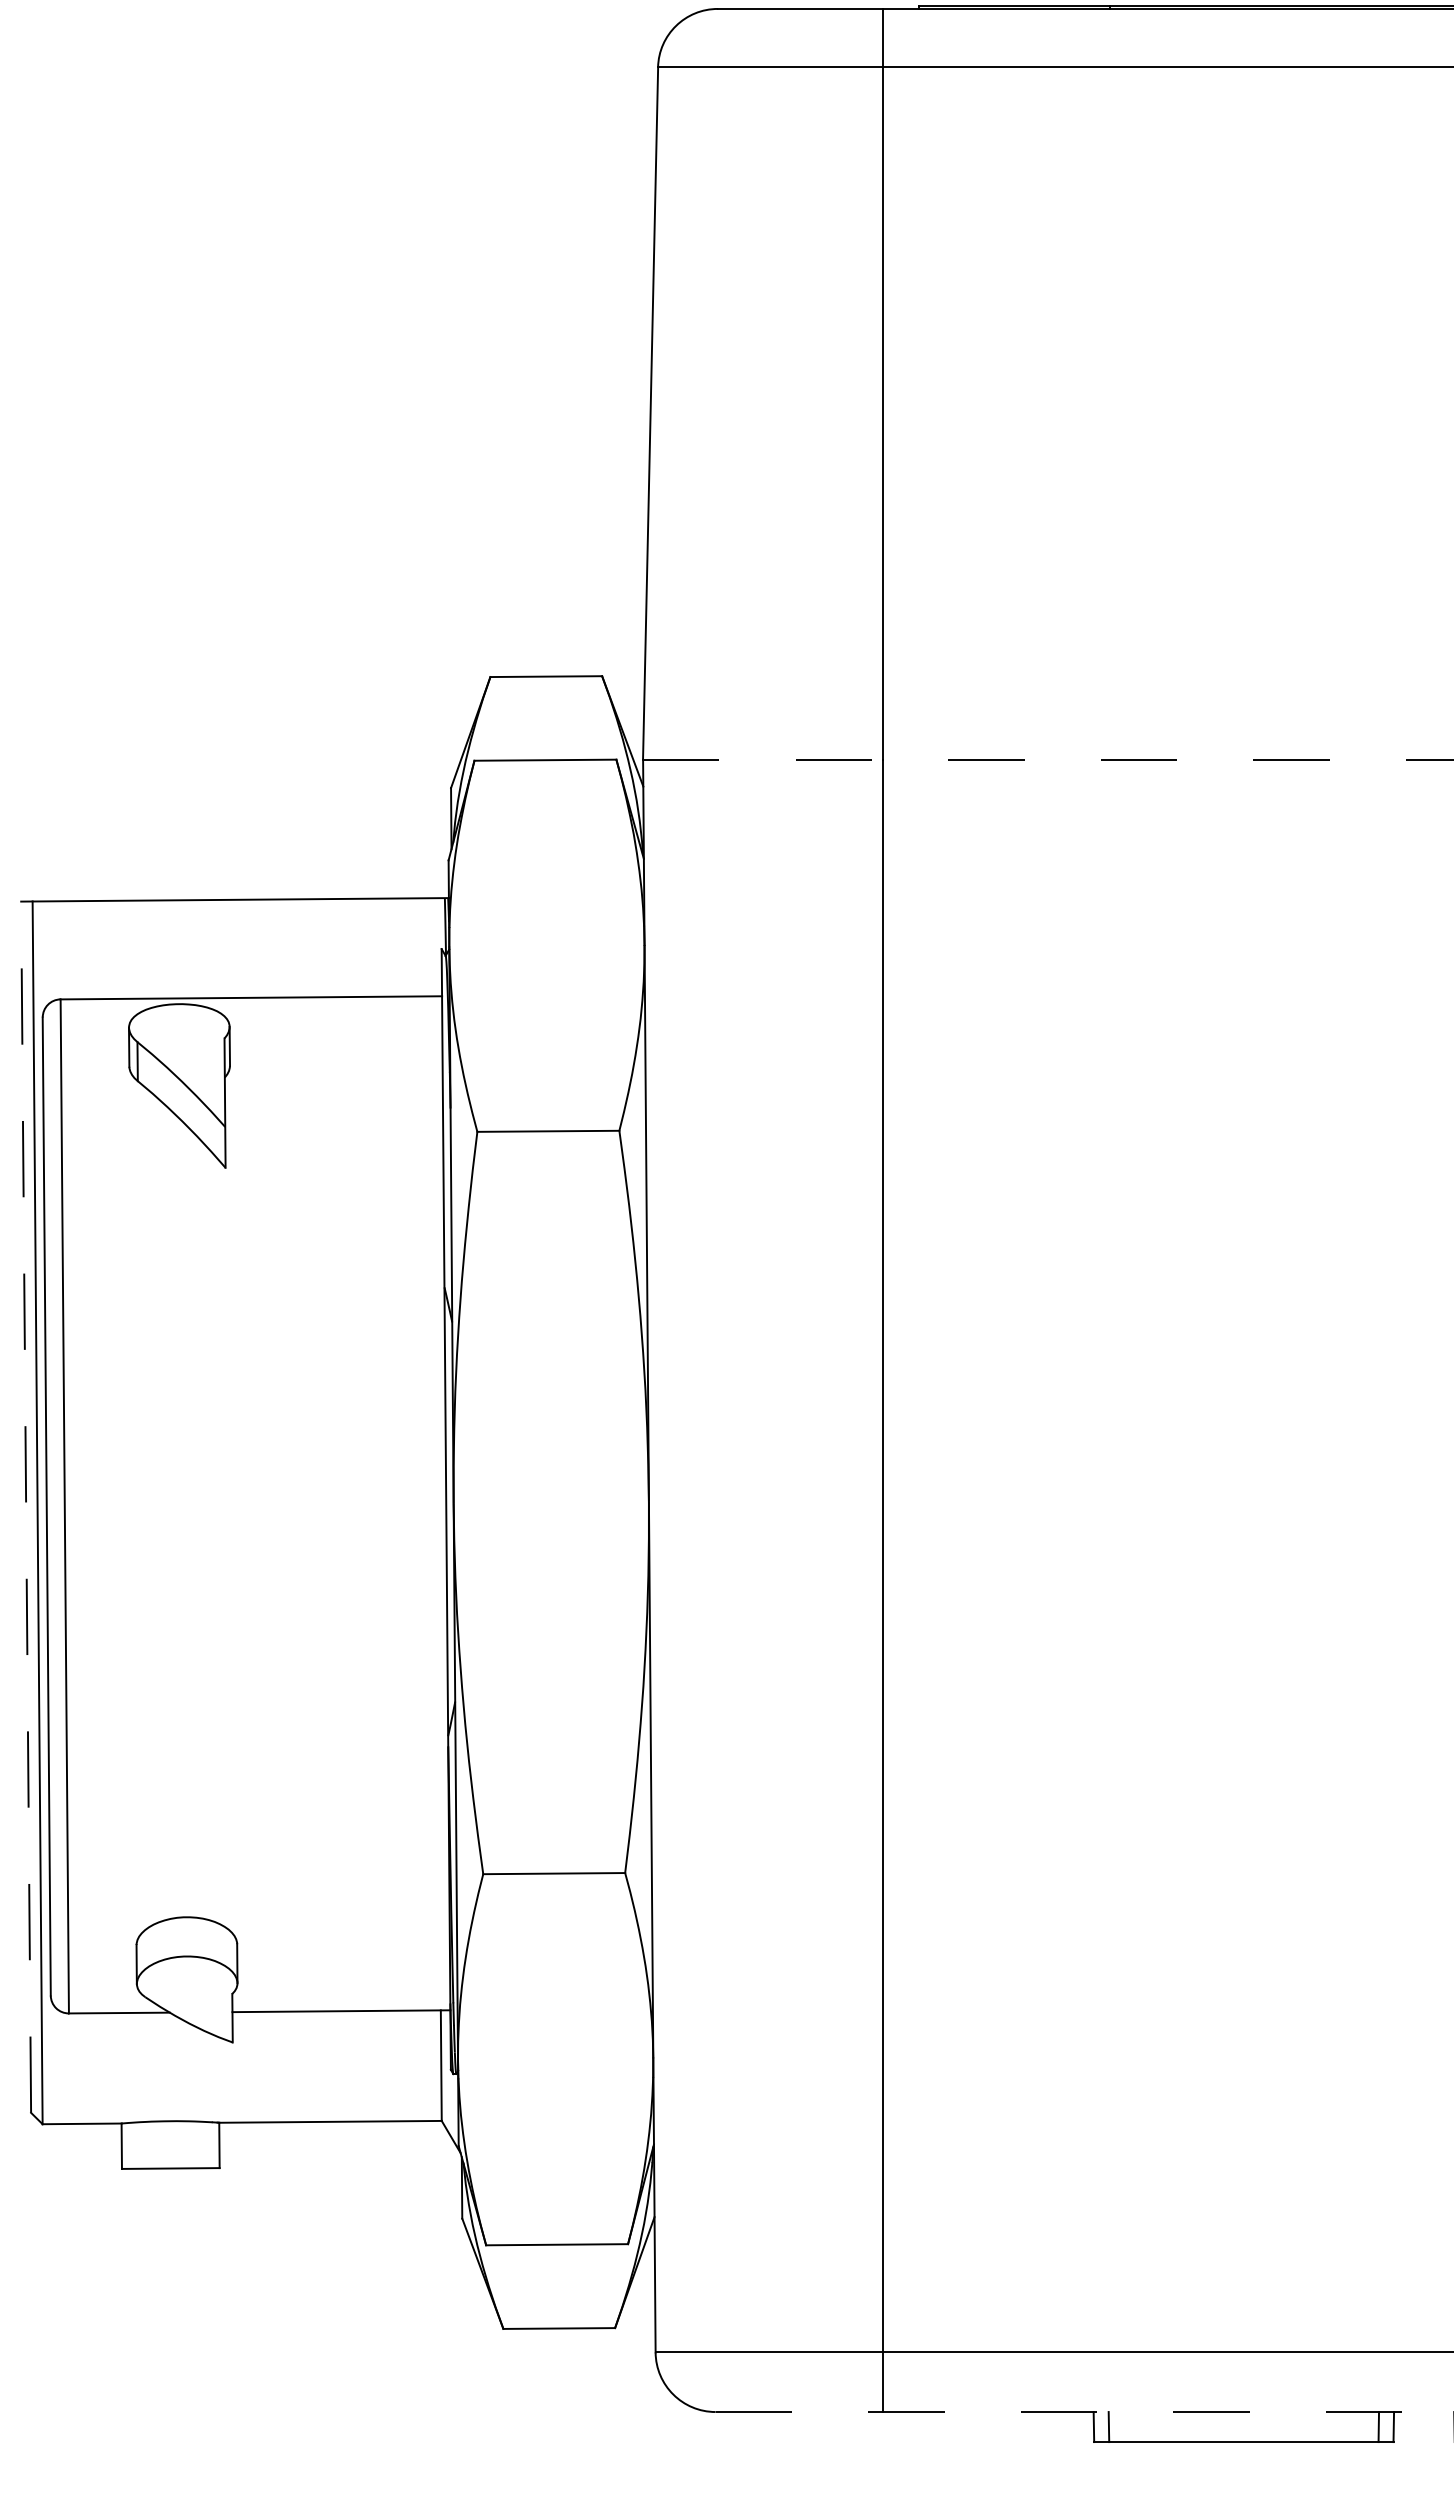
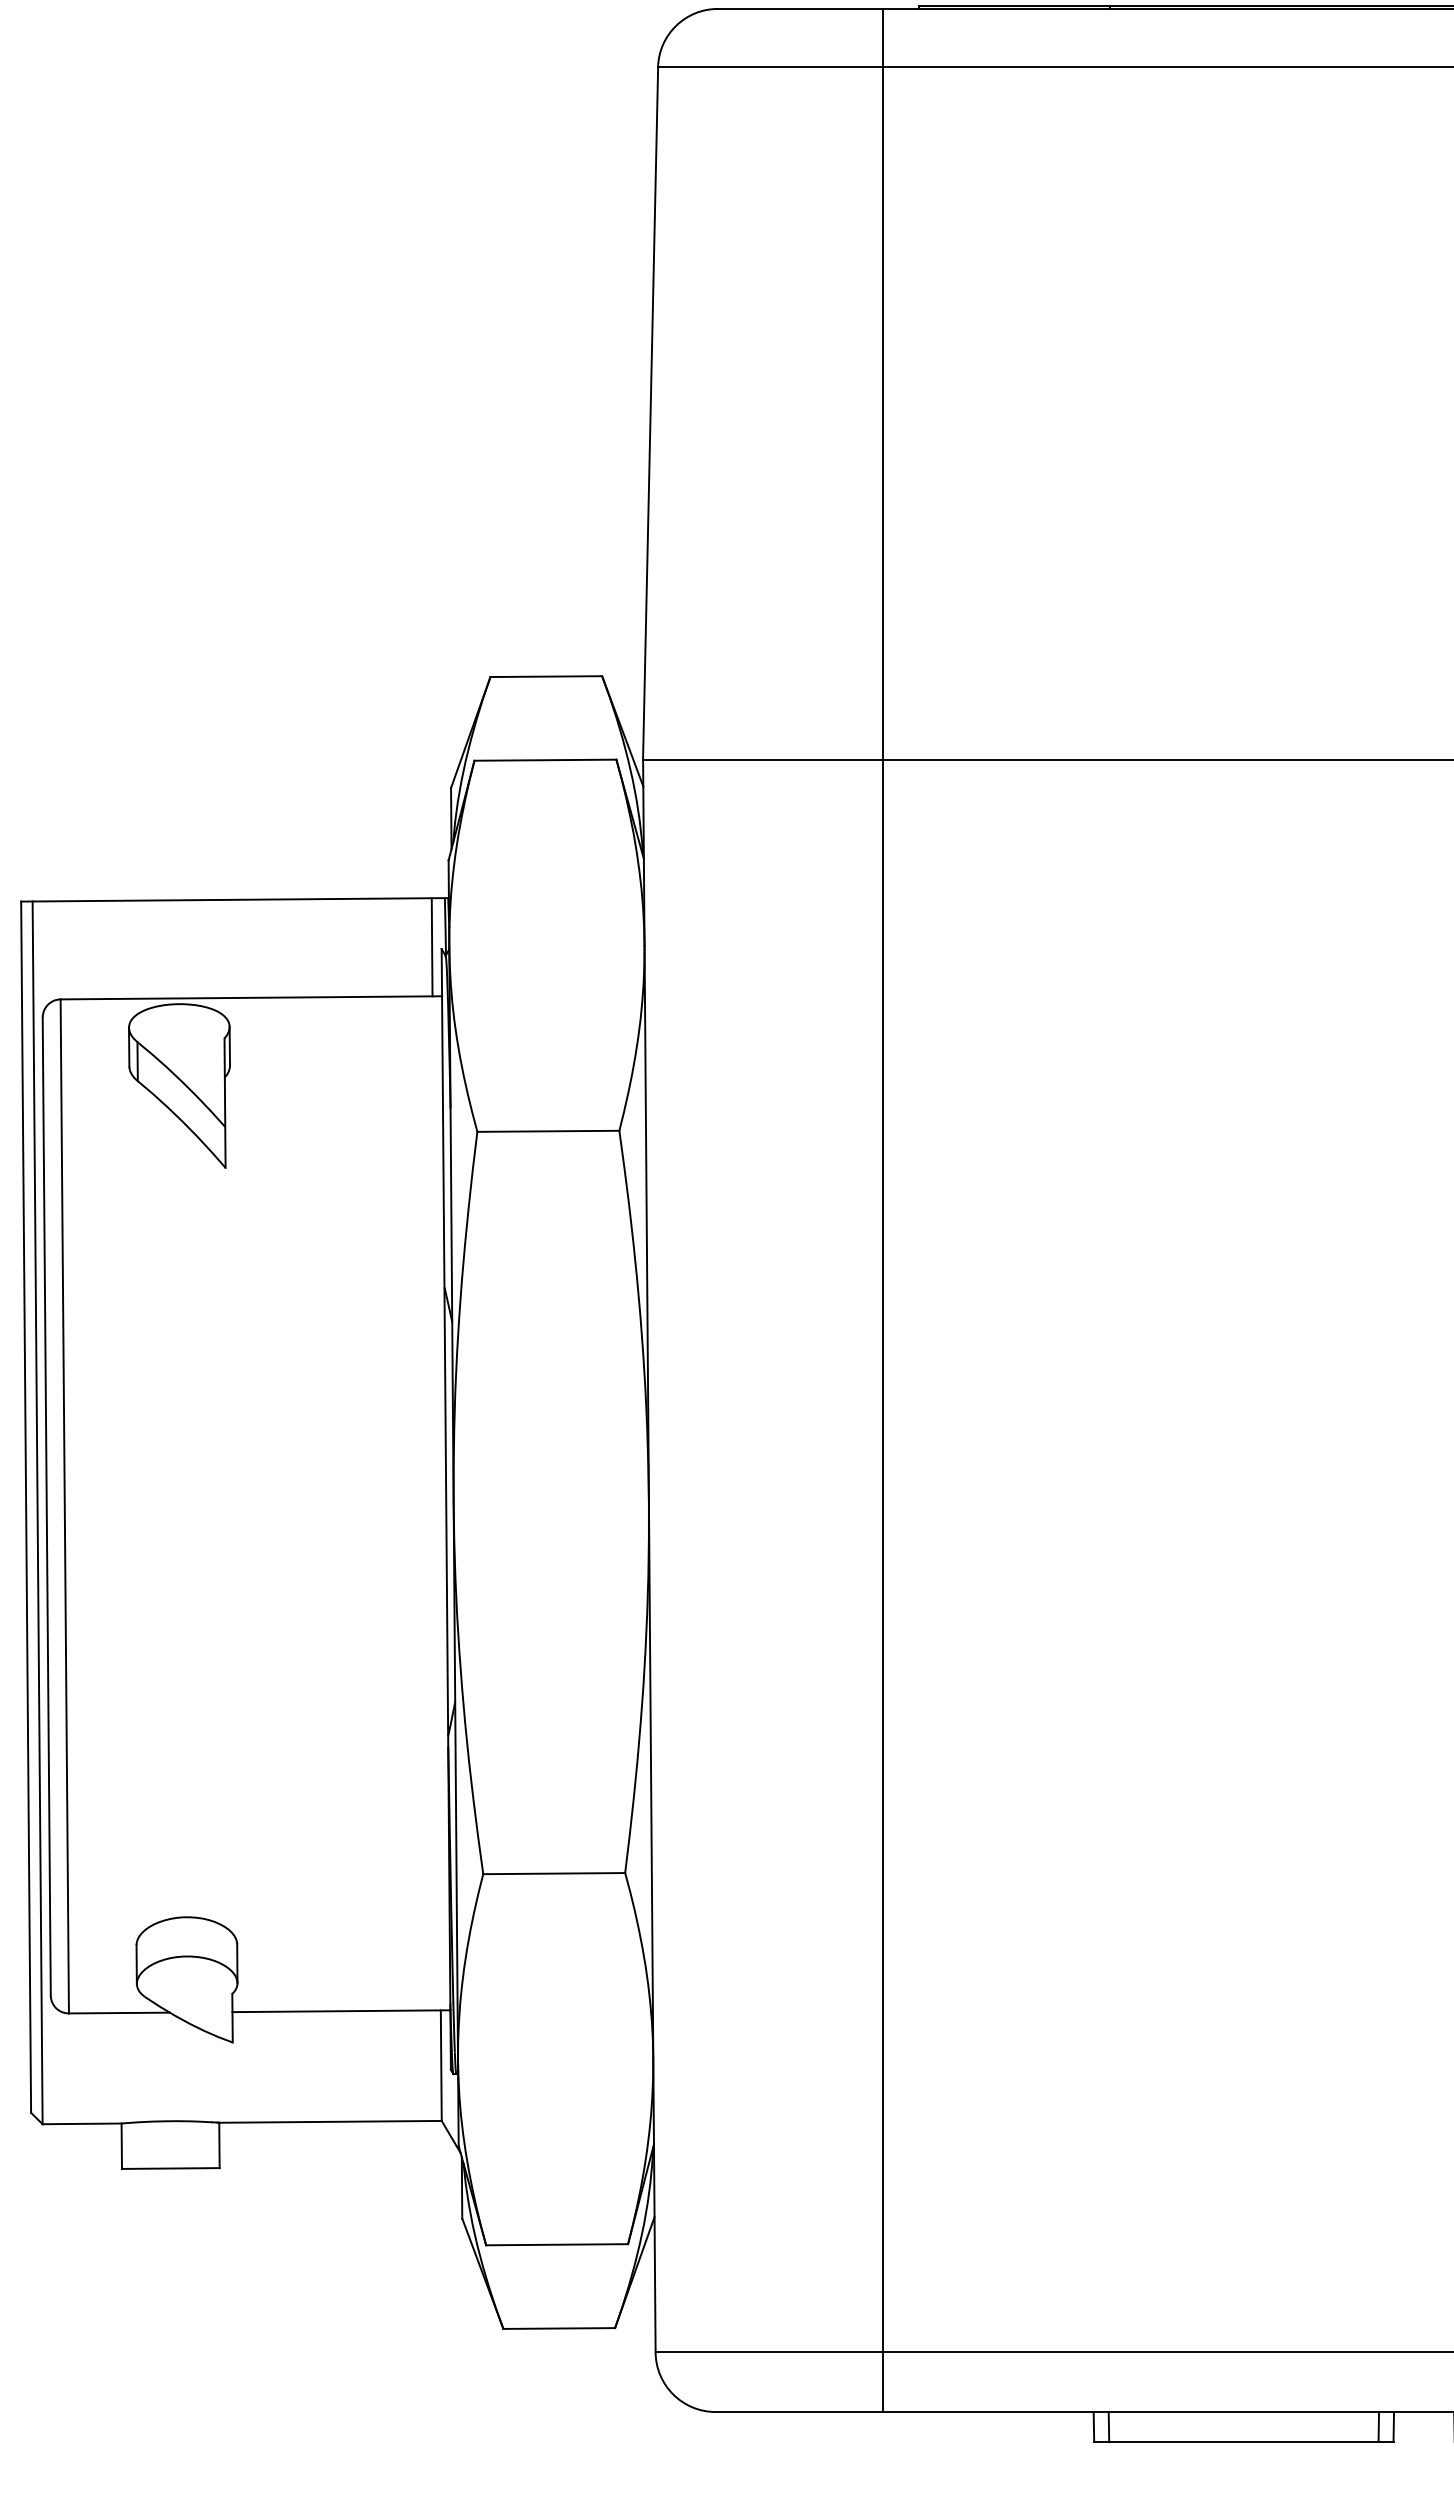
line: dashed -> solid (1049, 759)
line: none -> present (431, 947)
line: dashed -> solid (26, 1507)
line: dashed -> solid (1084, 2412)
